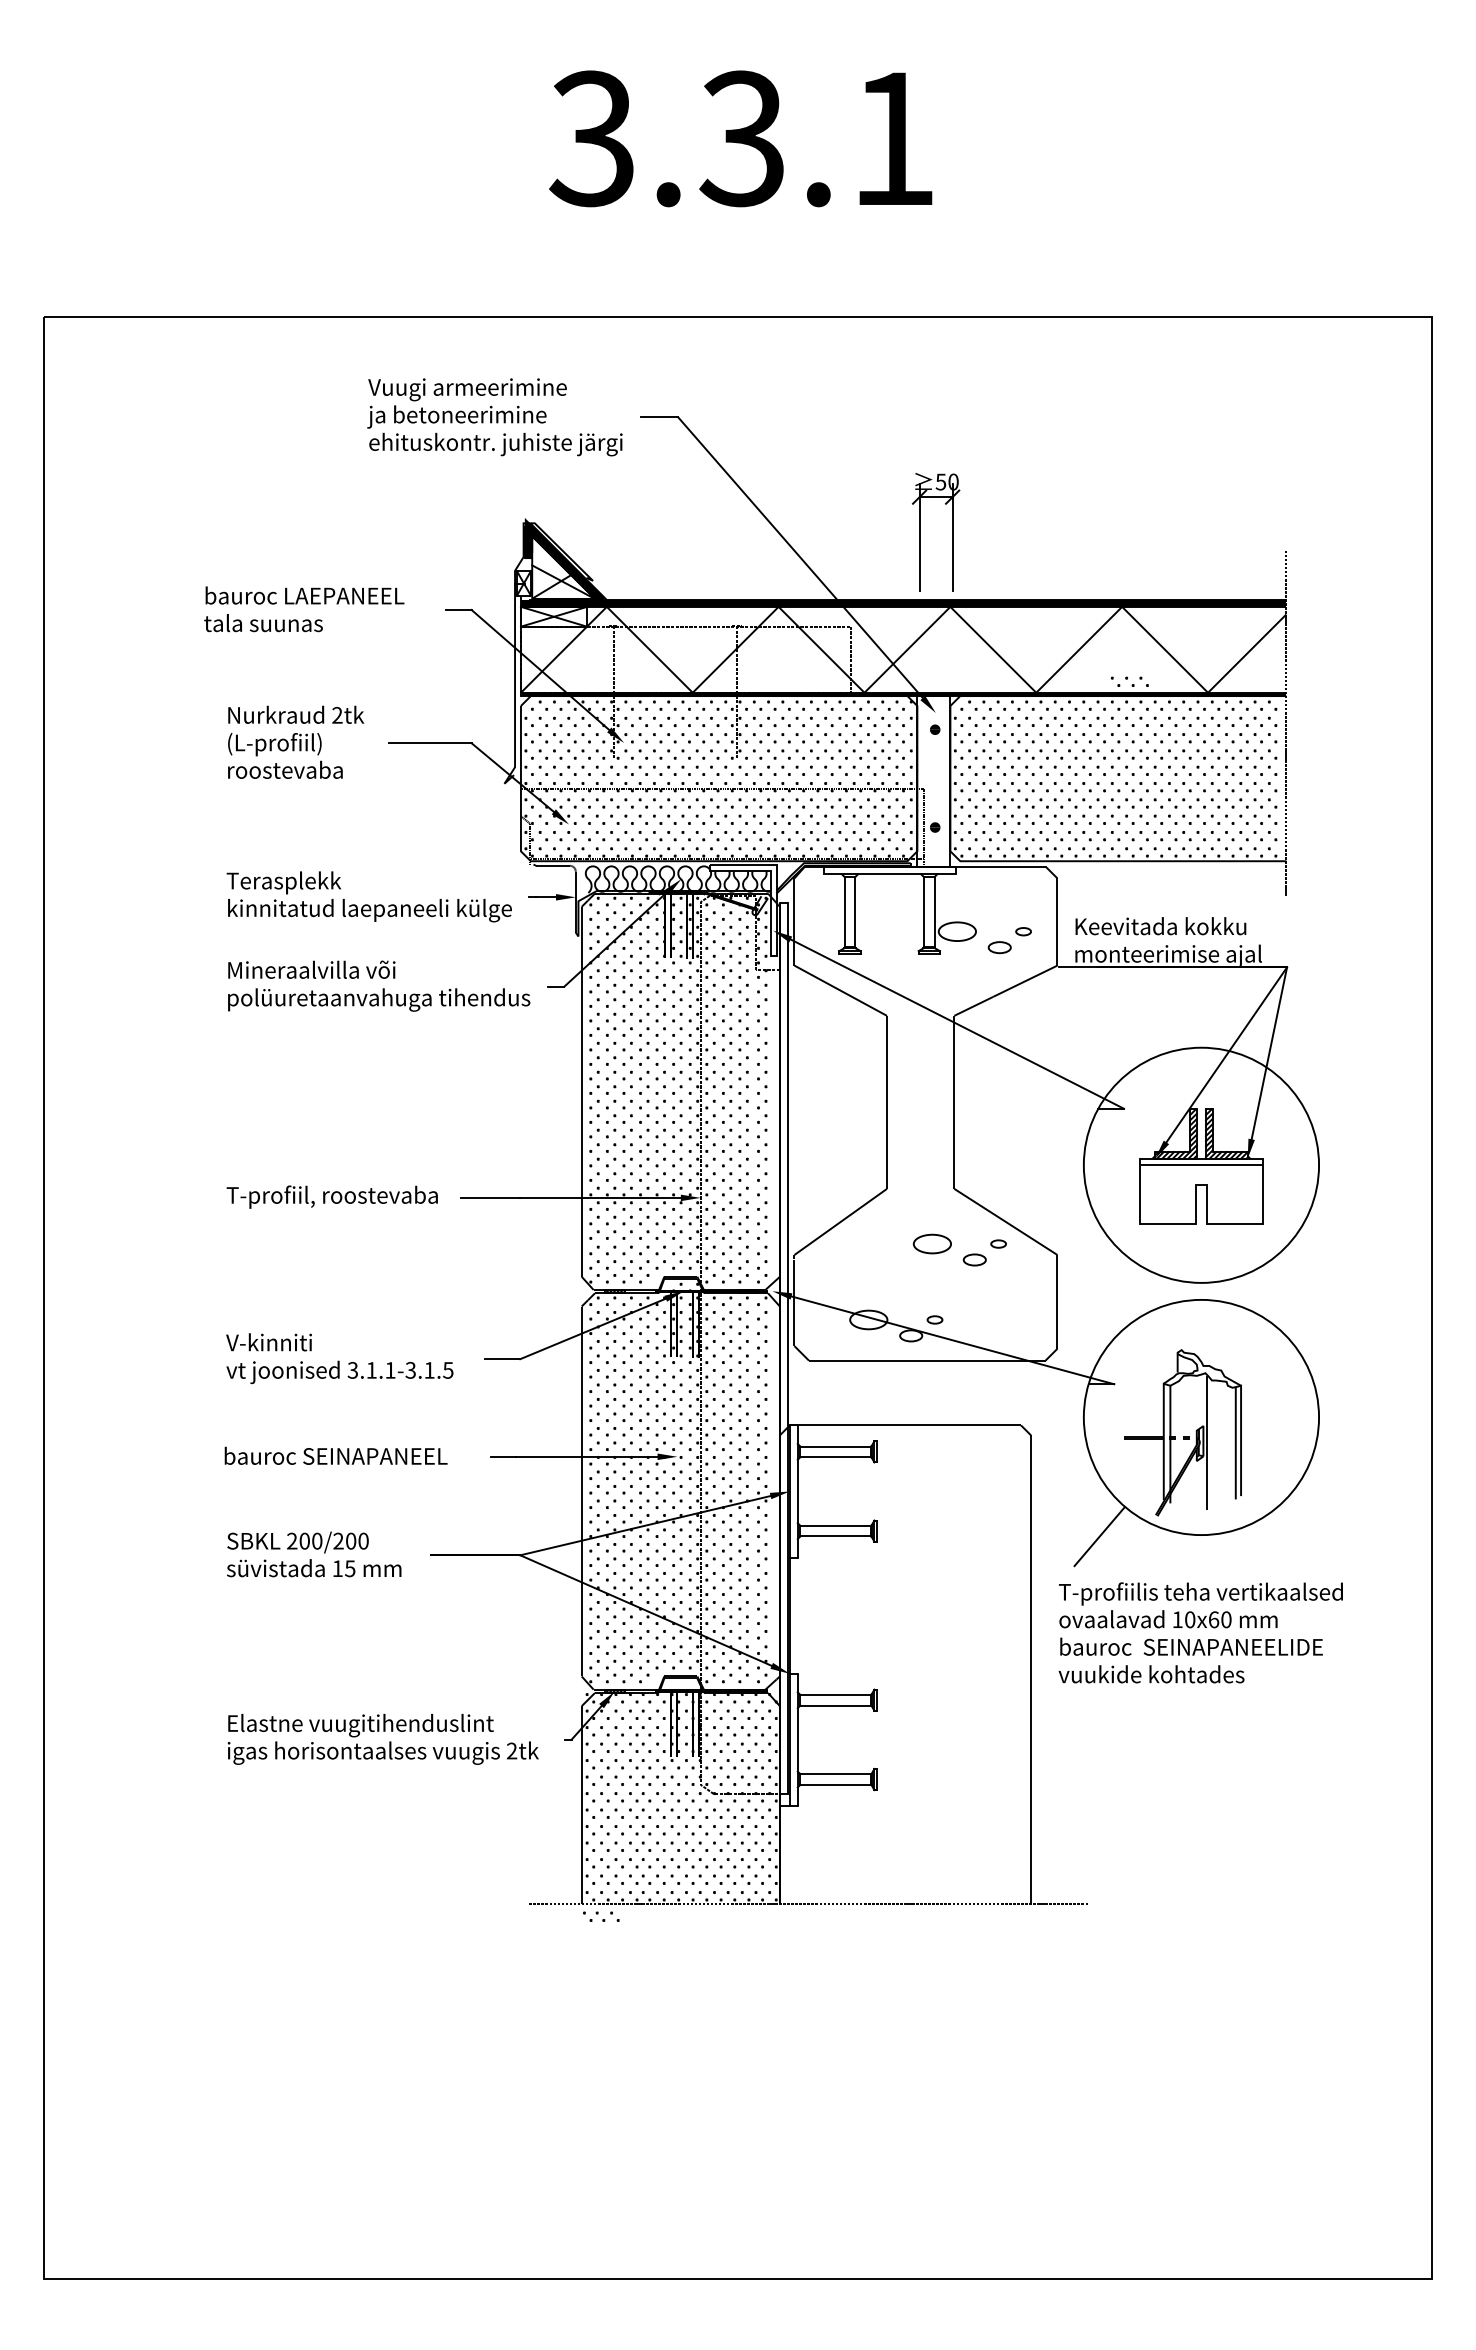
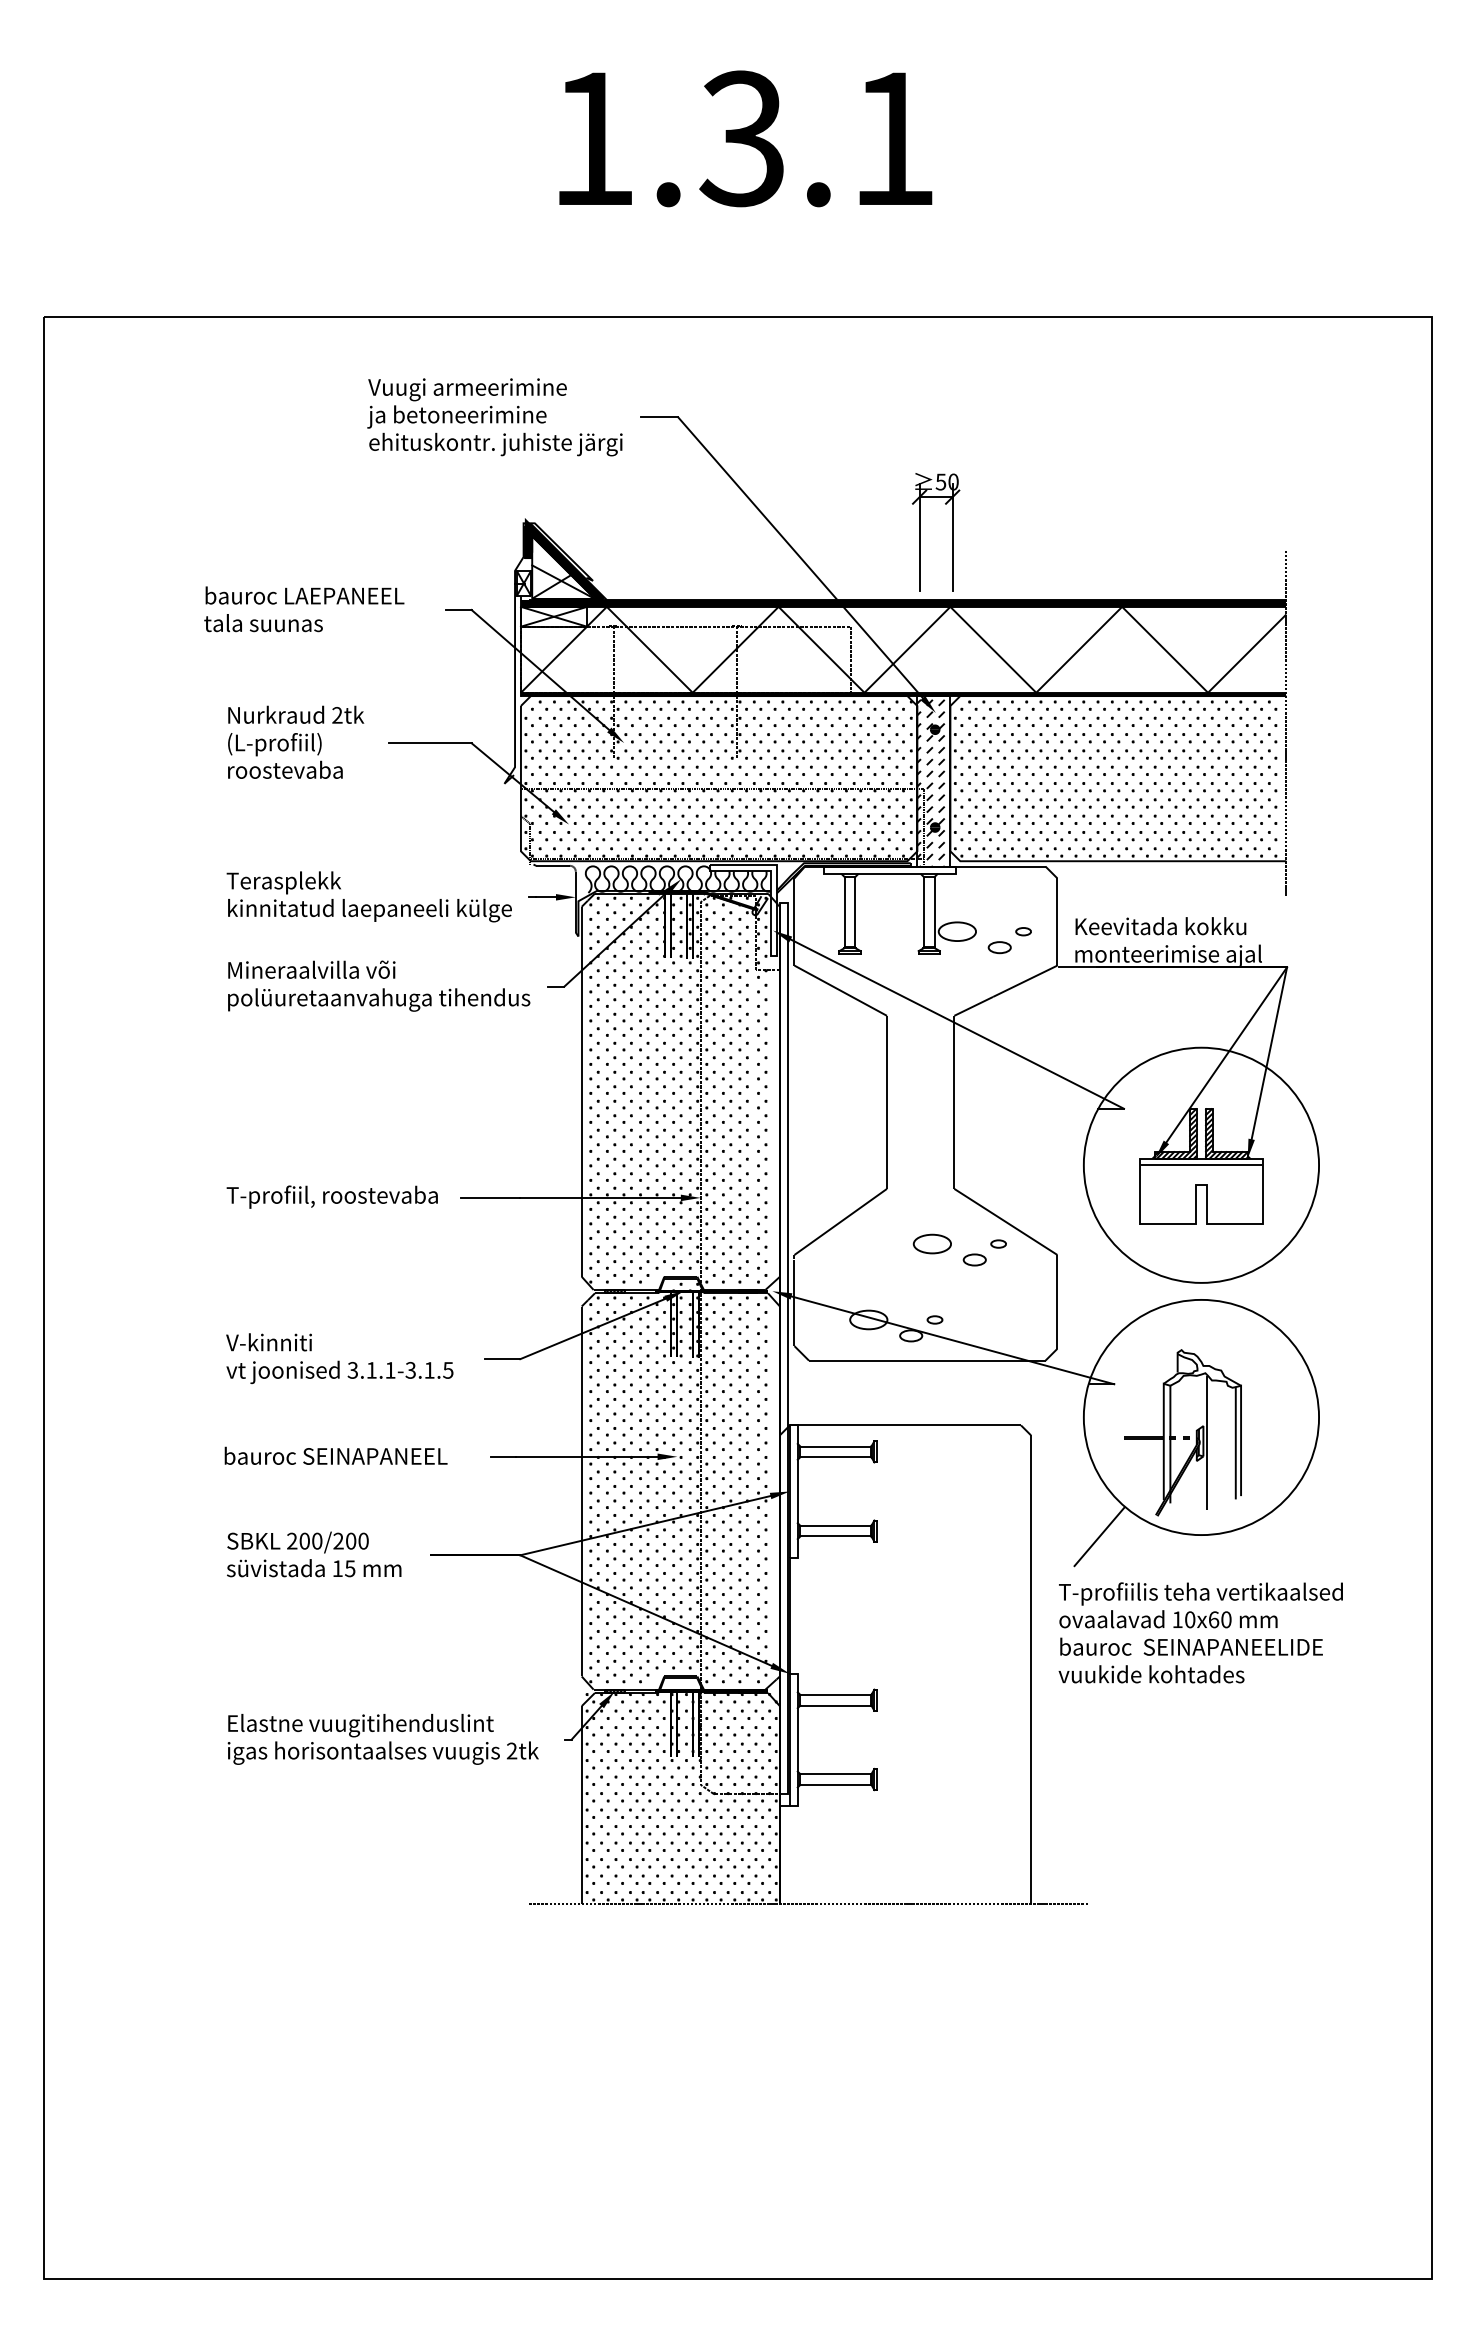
text: 3.3.1 -> 1.3.1 (591, 138)
part: present -> none (1129, 681)
hatch: none -> present (930, 782)
part: present -> none (601, 1916)
